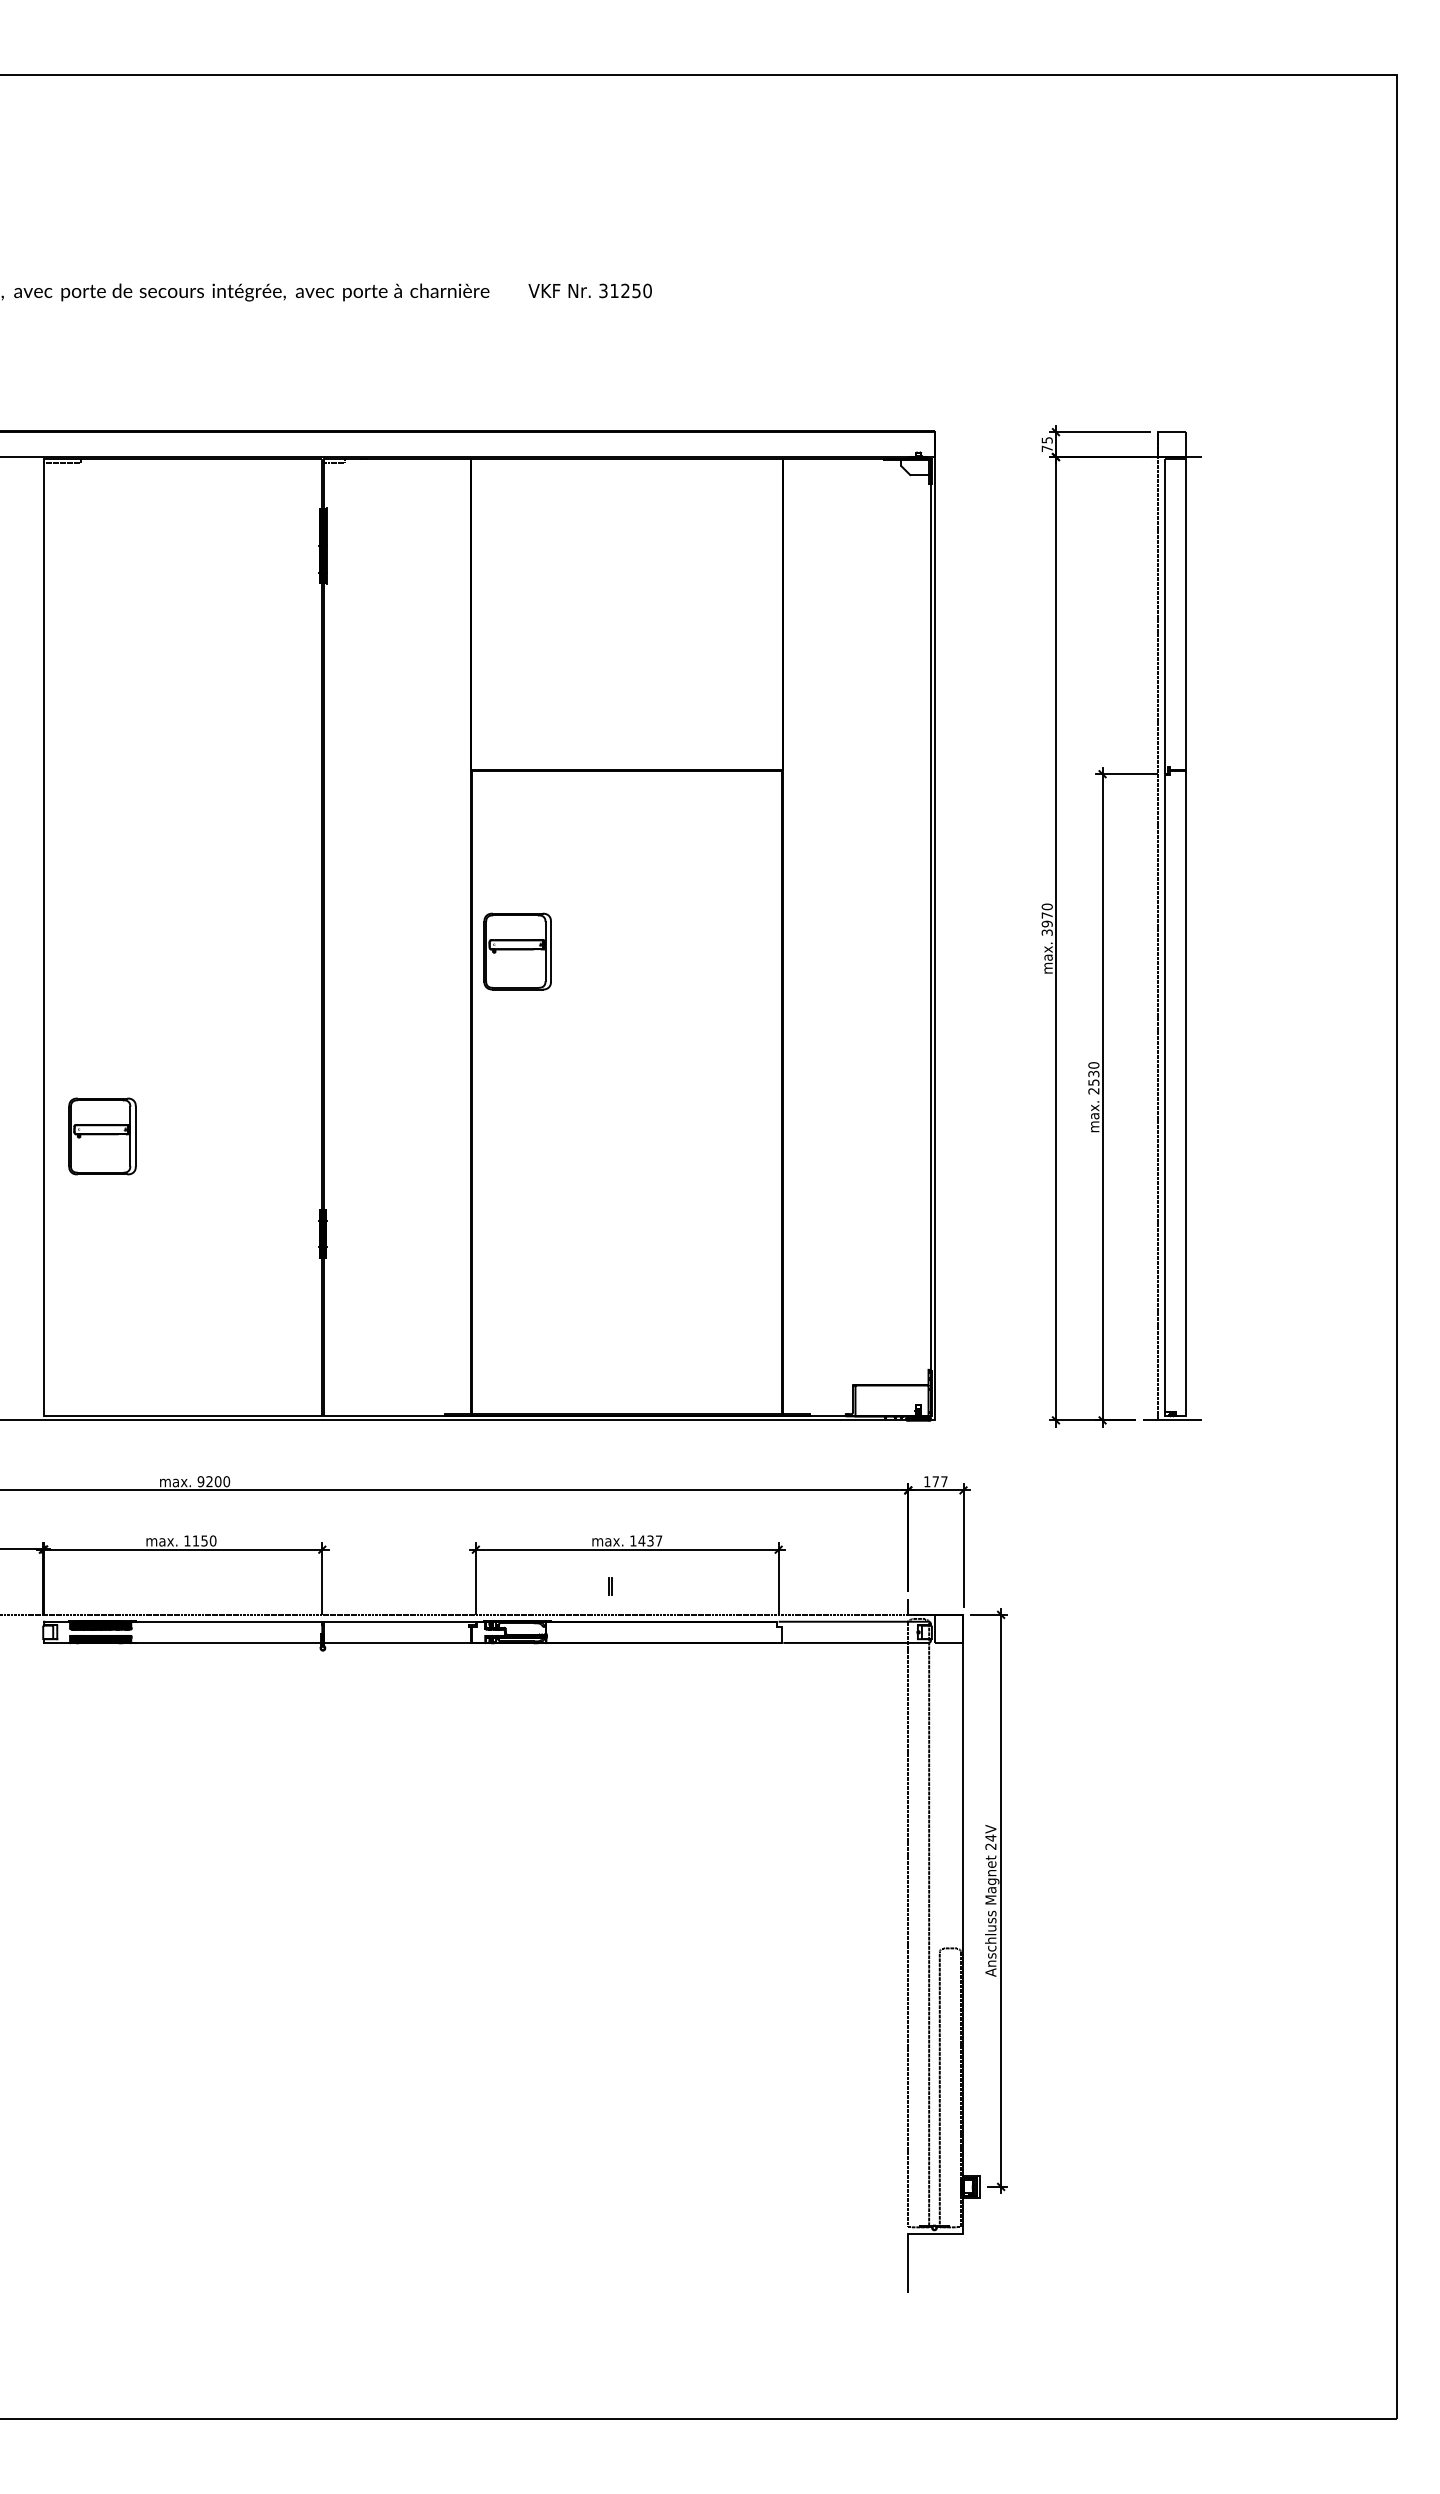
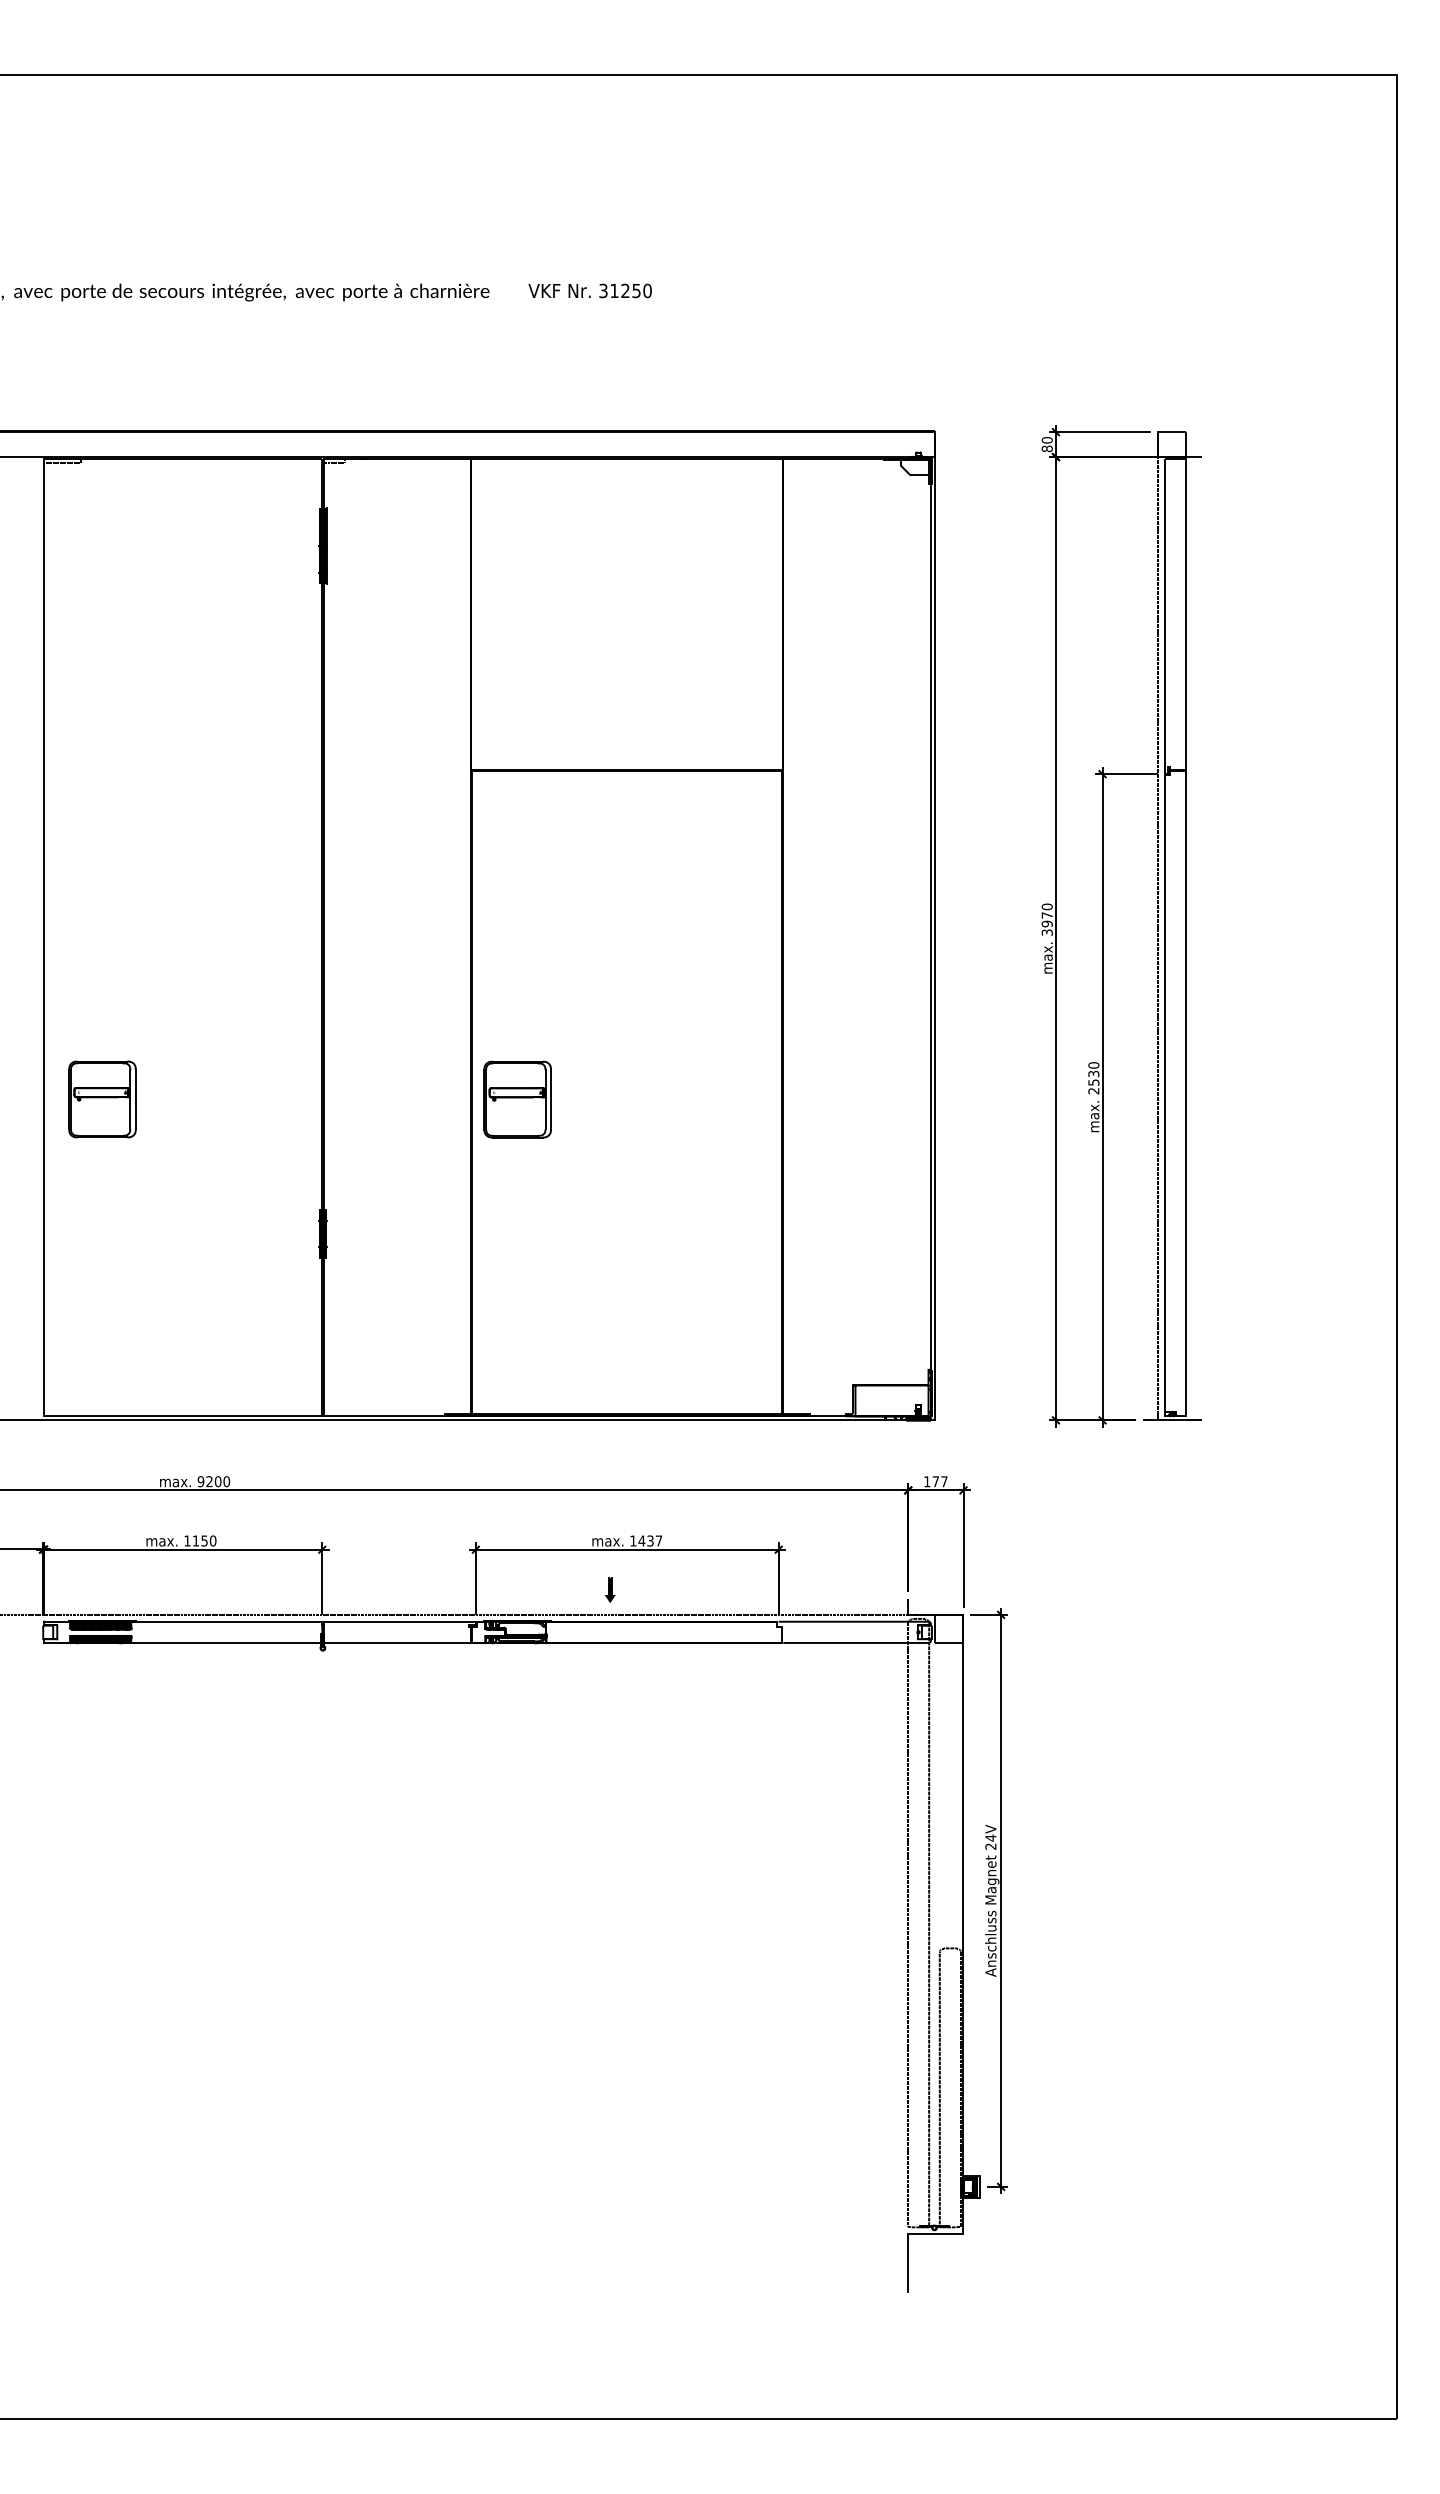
text: 75 -> 80 (1046, 444)
part position: (517, 951) -> (517, 1099) (517, 1099)
part position: (102, 1136) -> (102, 1099) (102, 1099)
fill: none -> present (609, 1590)
